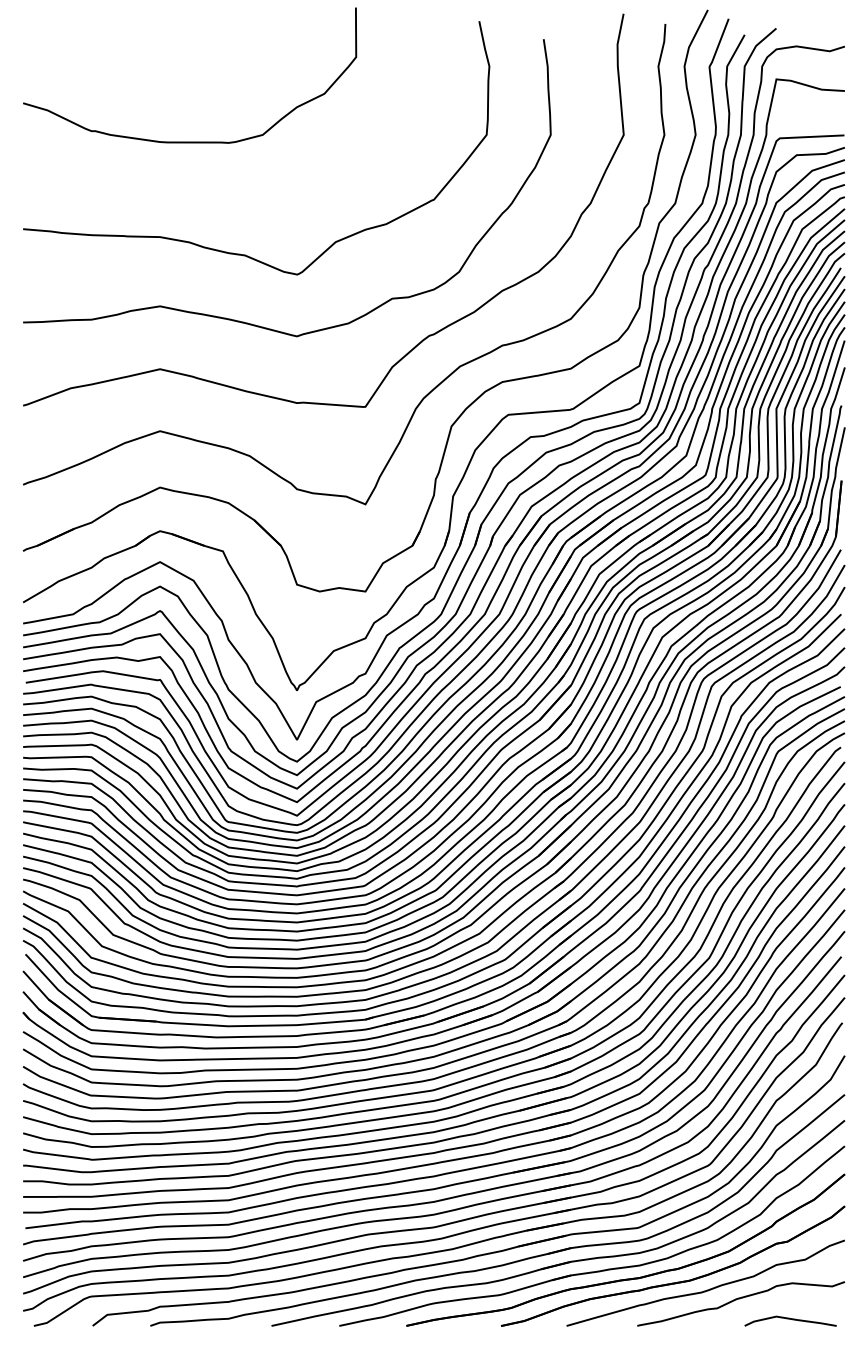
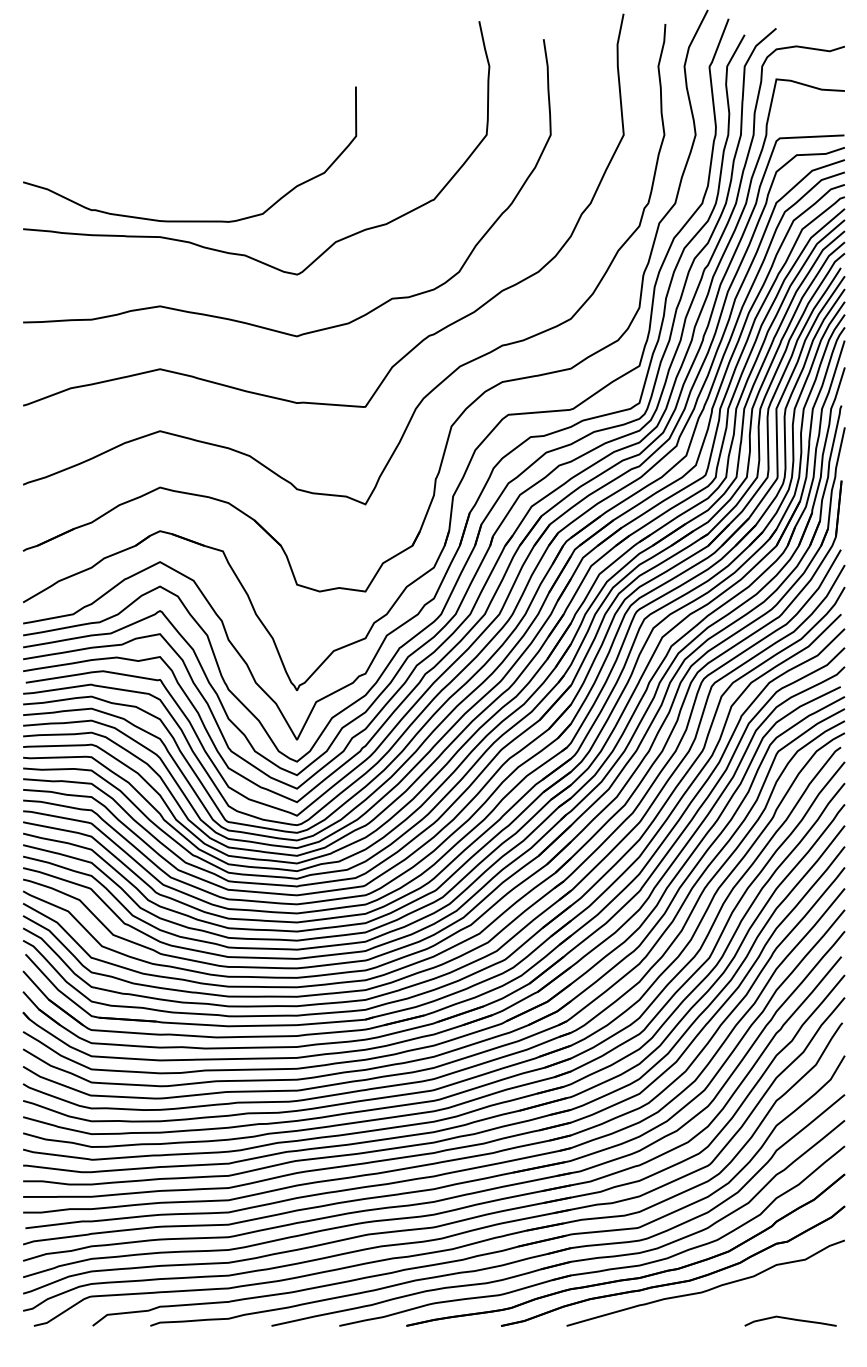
curve position: (190, 141) -> (190, 220) (190, 220)
curve: present -> none (739, 1299)
